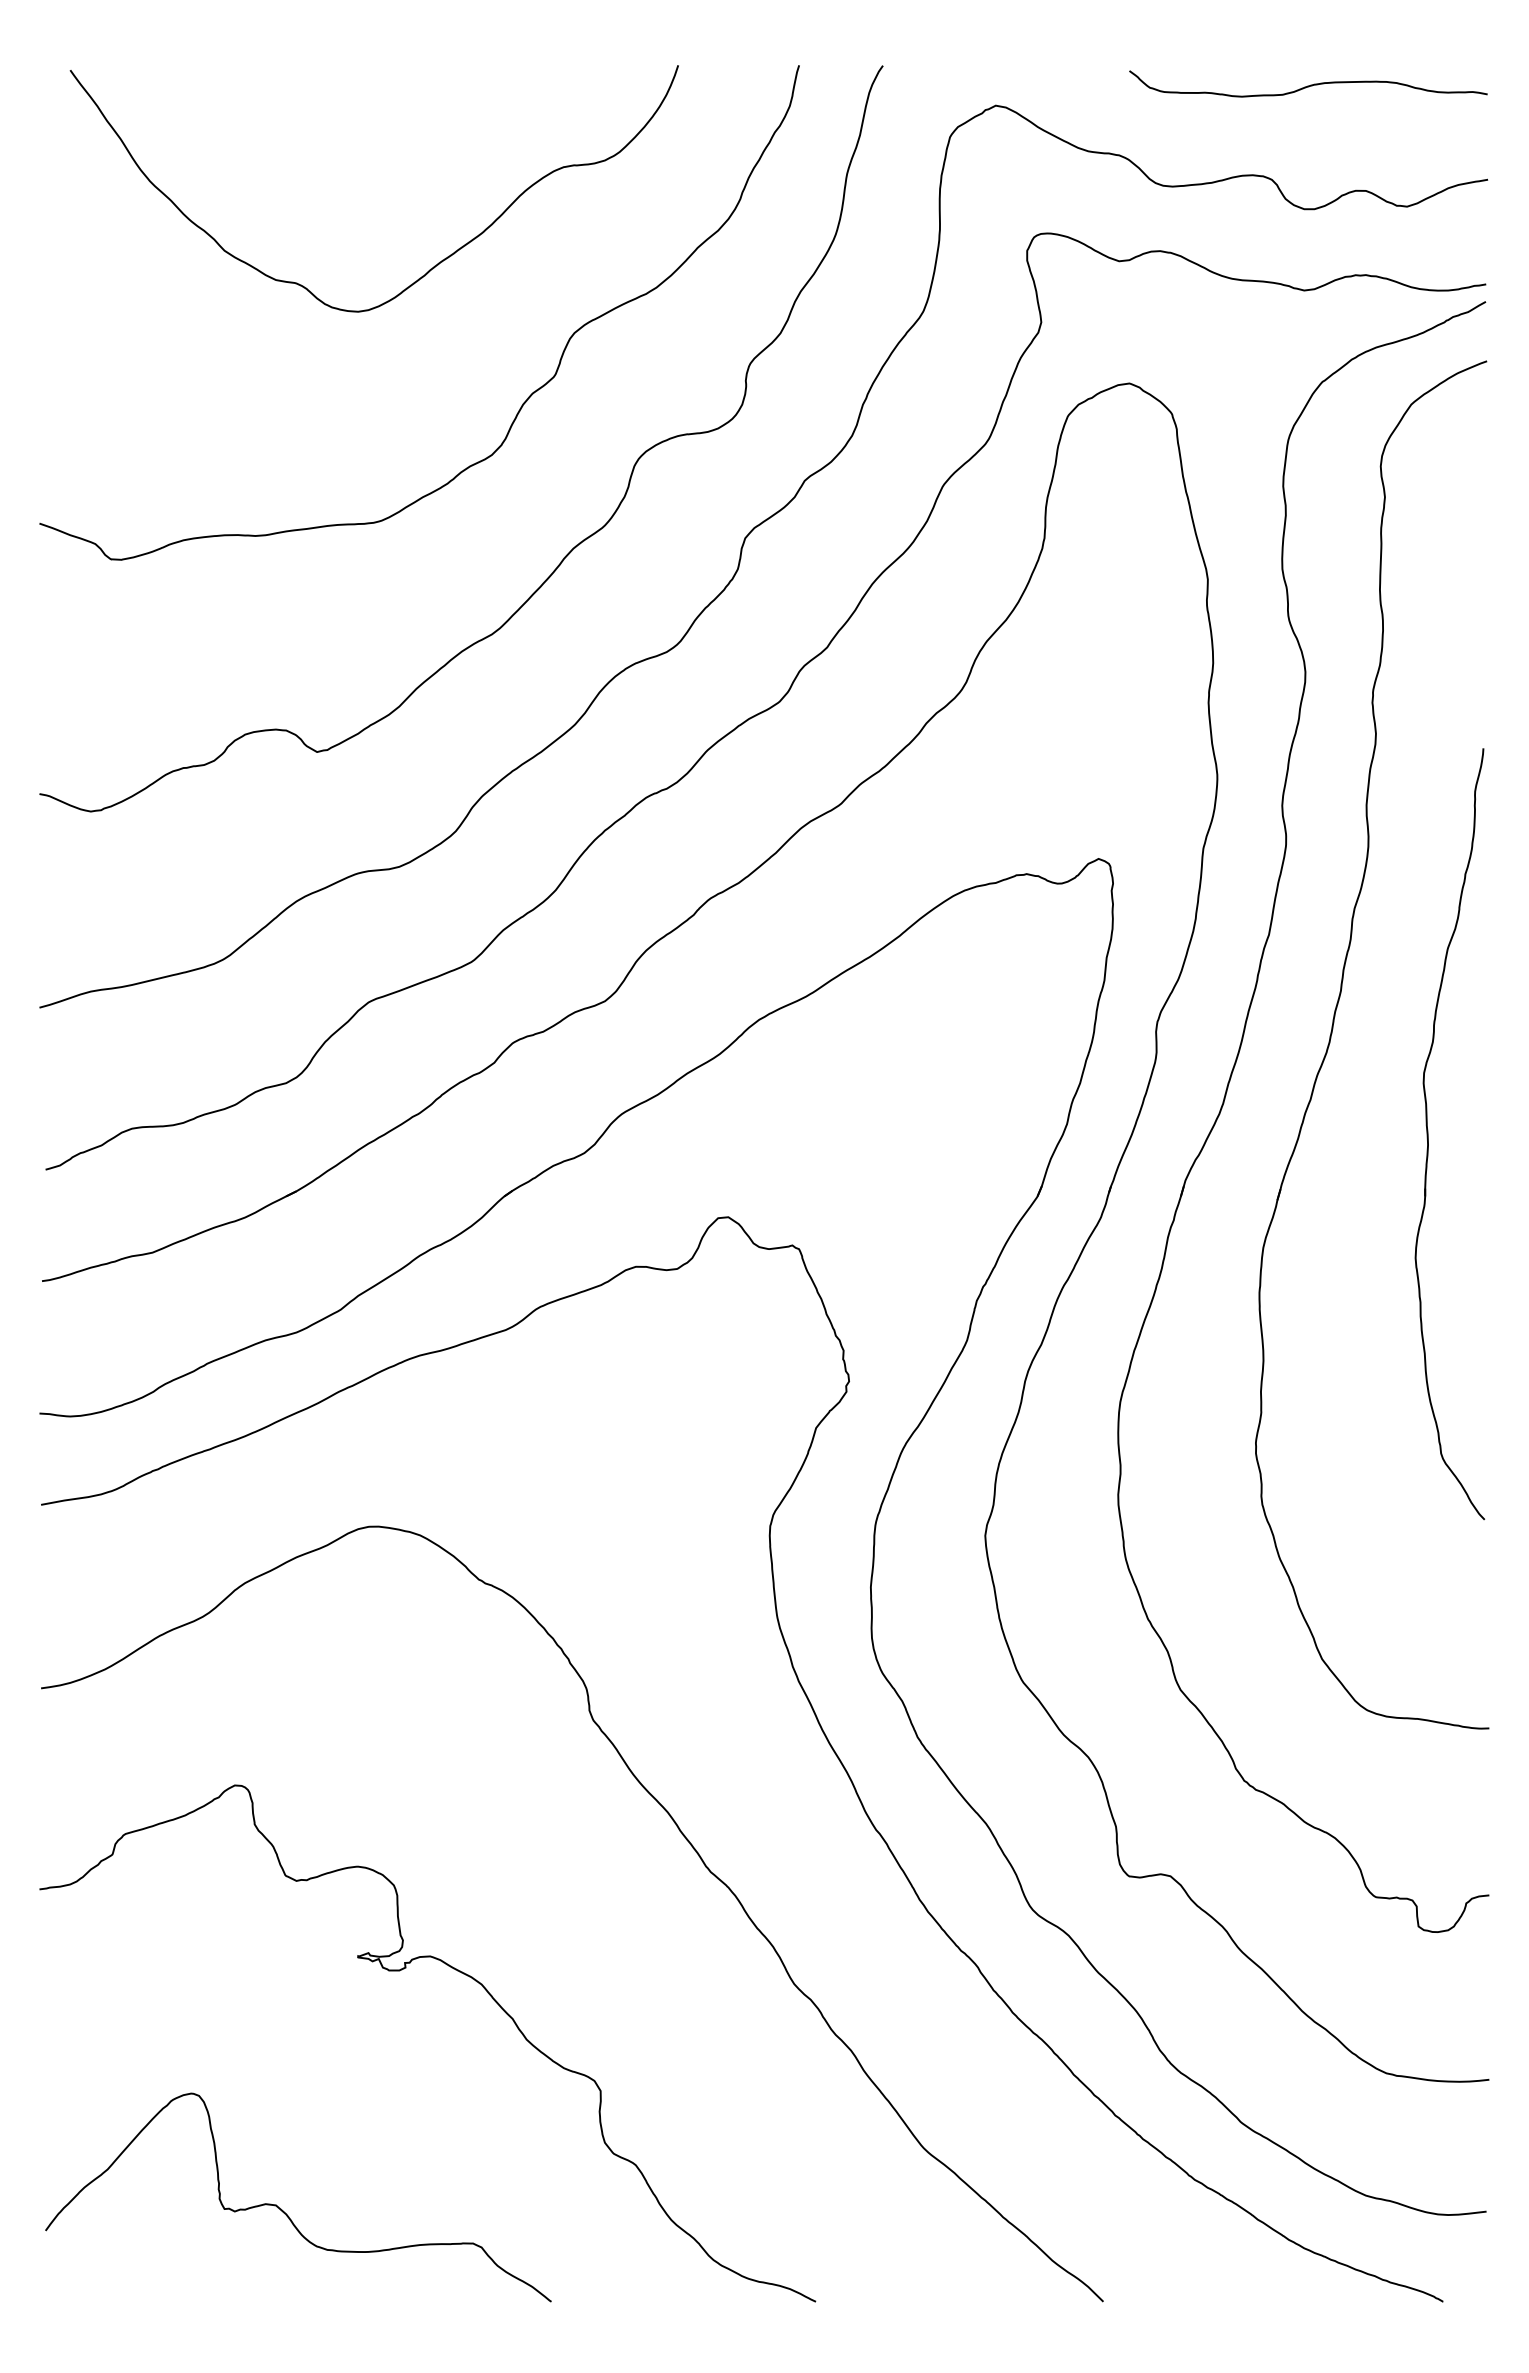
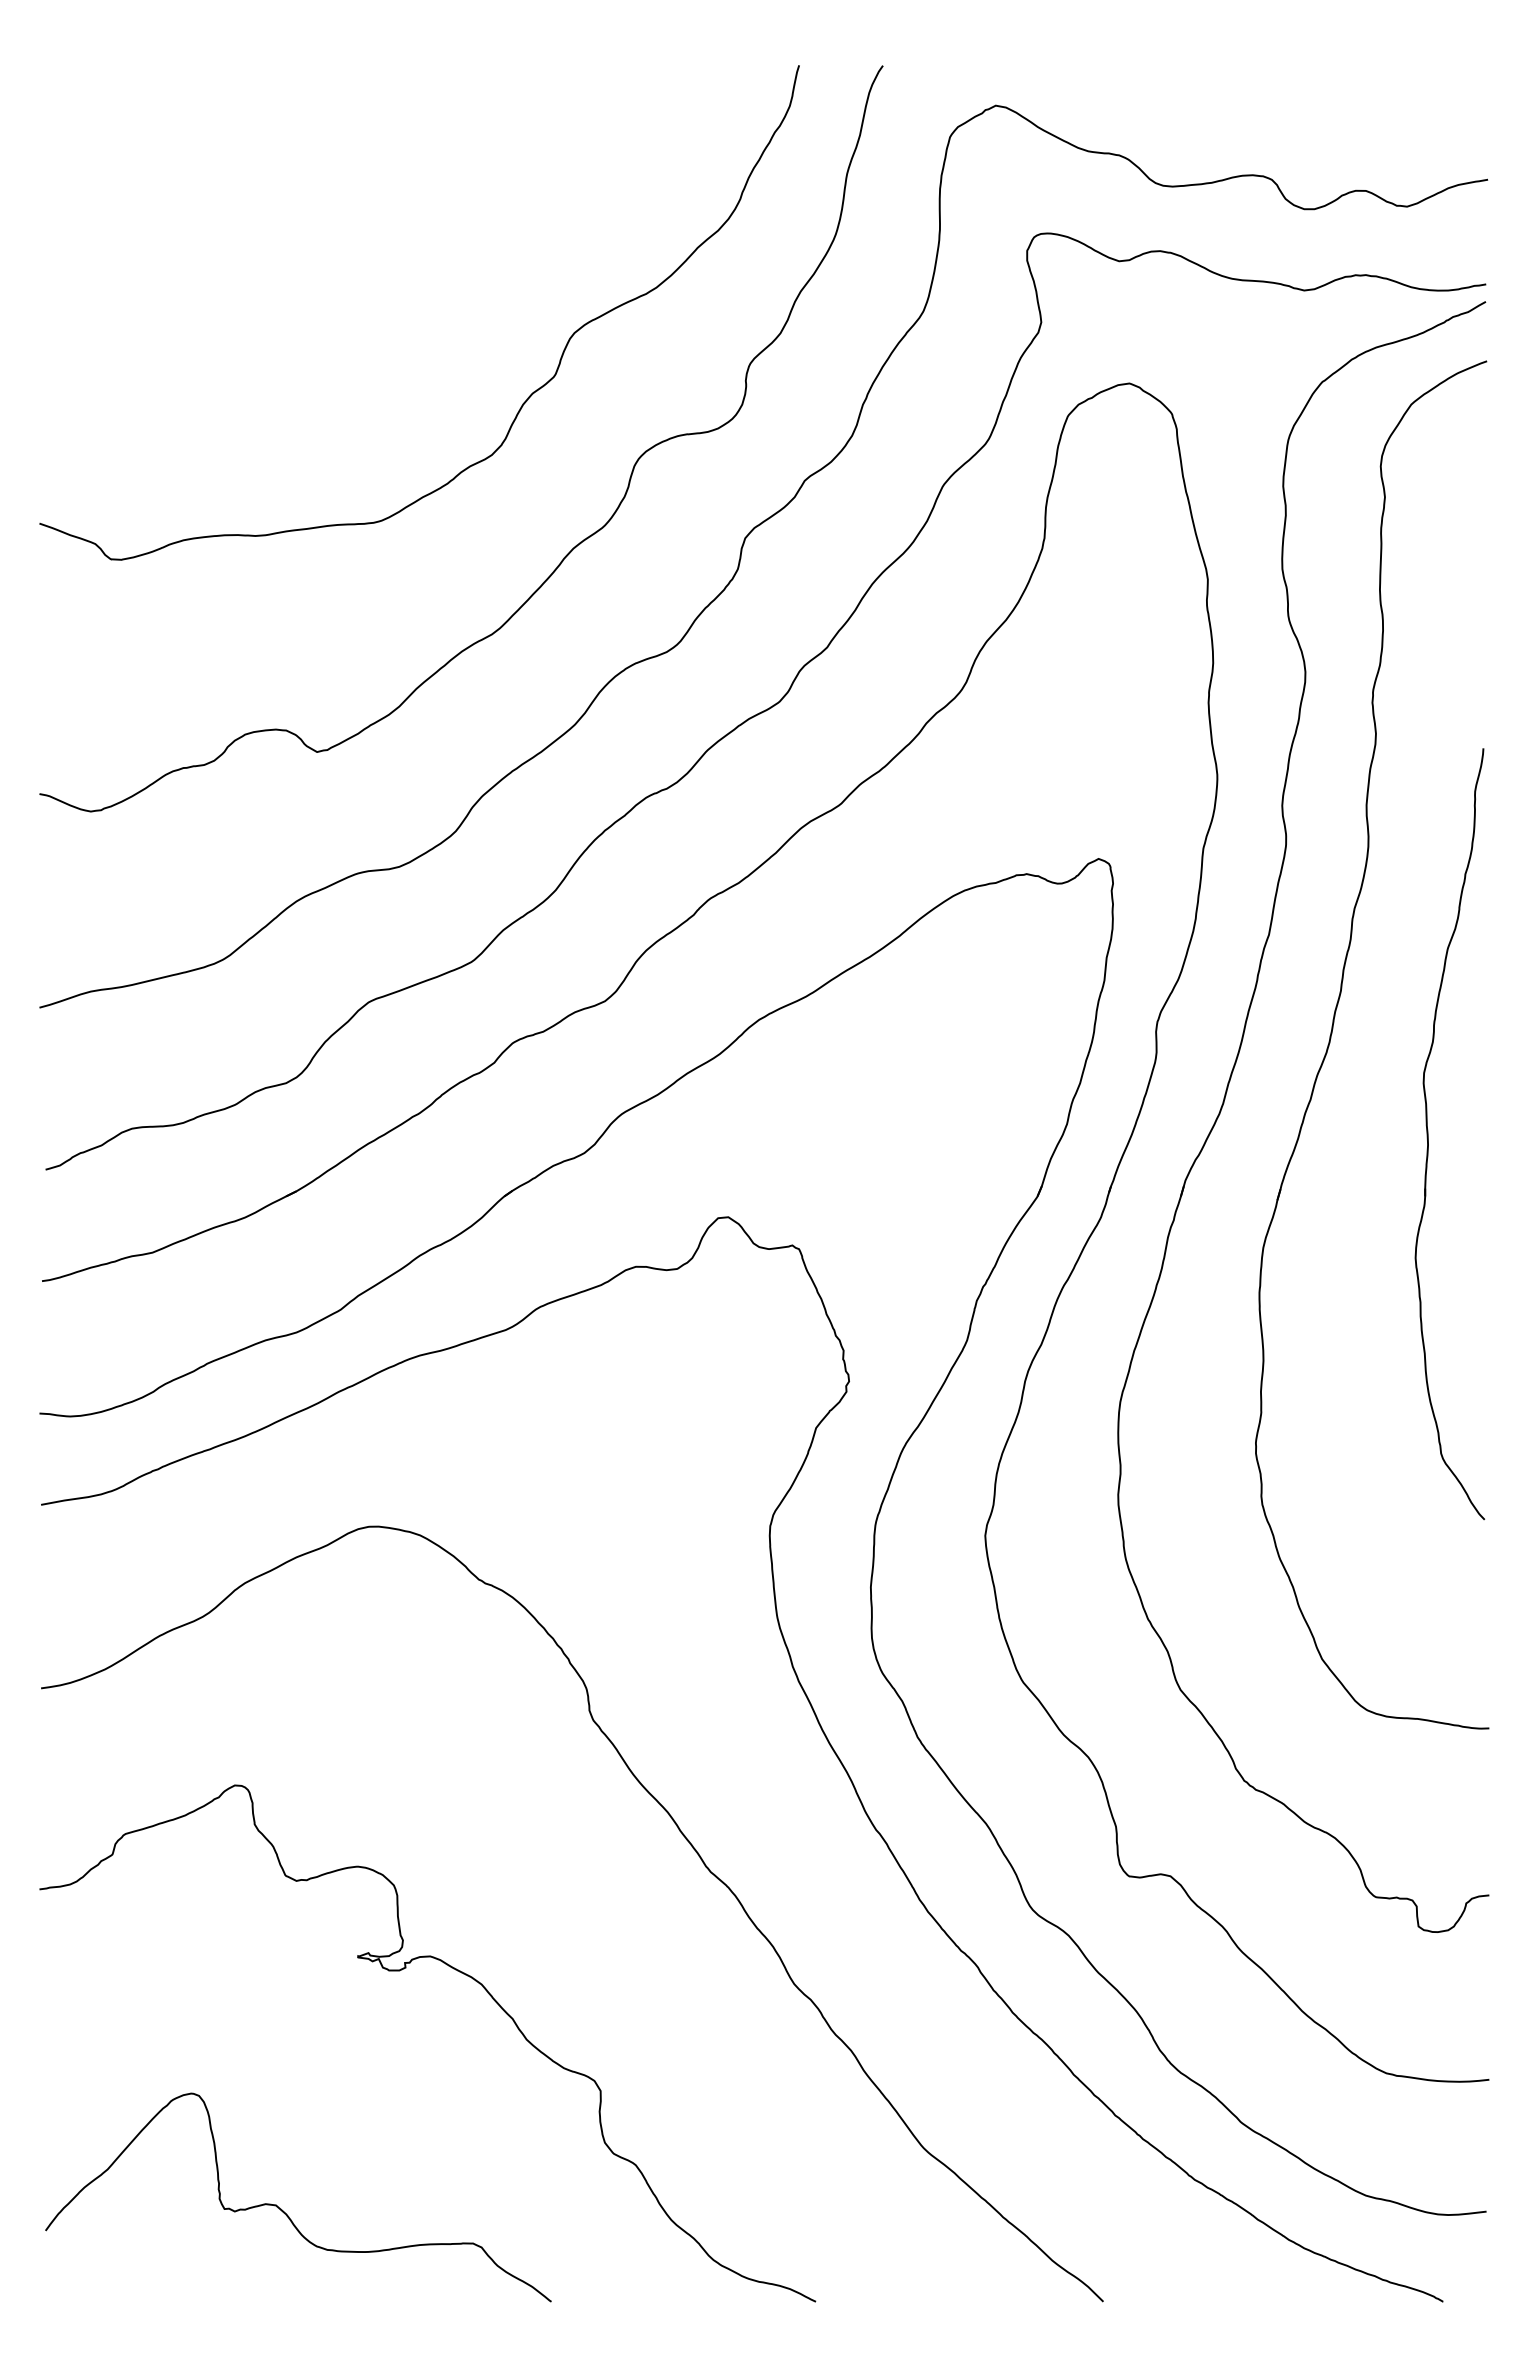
curve: present -> none (1308, 85)
curve: present -> none (430, 268)
